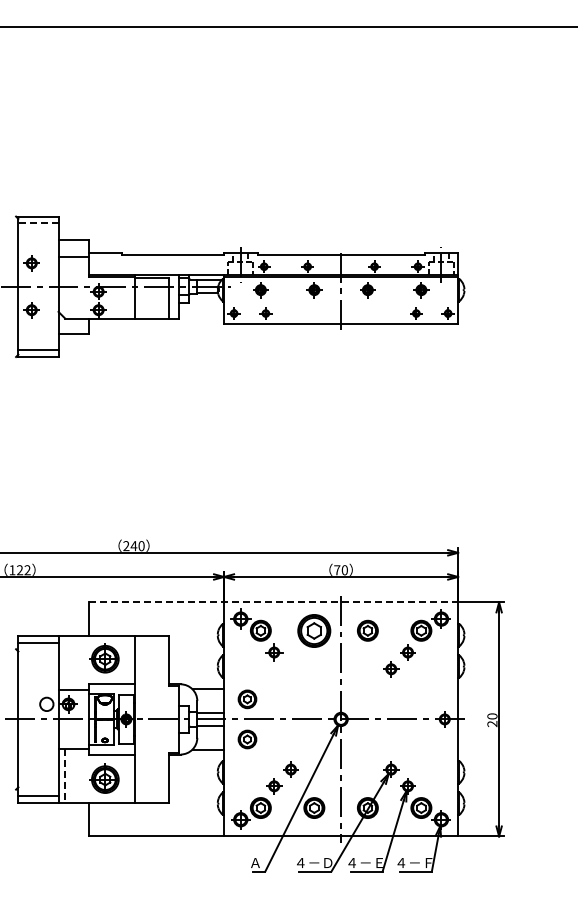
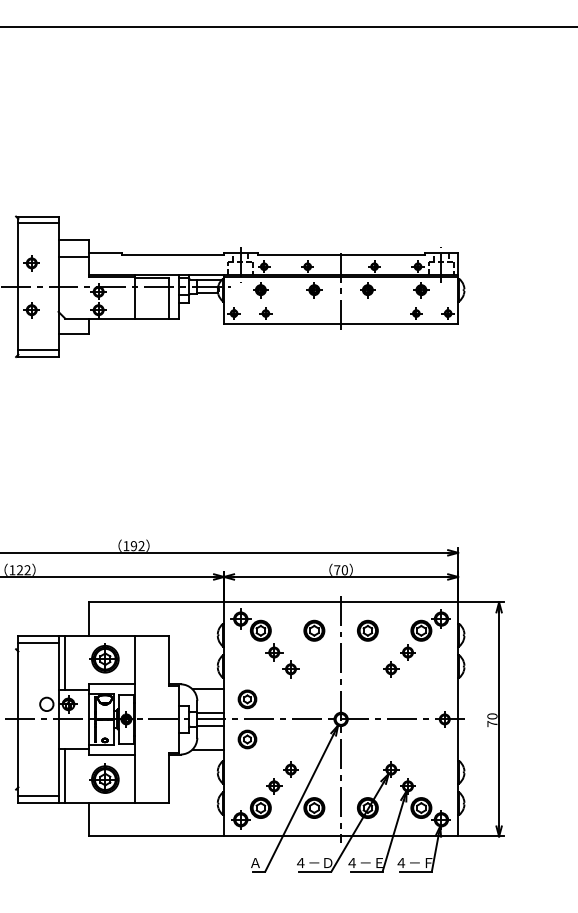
line: dashed -> solid (37, 223)
text: 240 -> 192 (133, 546)
line: dashed -> solid (273, 602)
part size: 35x34 px -> 23x23 px (314, 630)
line: none -> present (65, 662)
part: none -> present (290, 669)
text: 20 -> 70 (492, 724)
line: dashed -> solid (65, 776)
